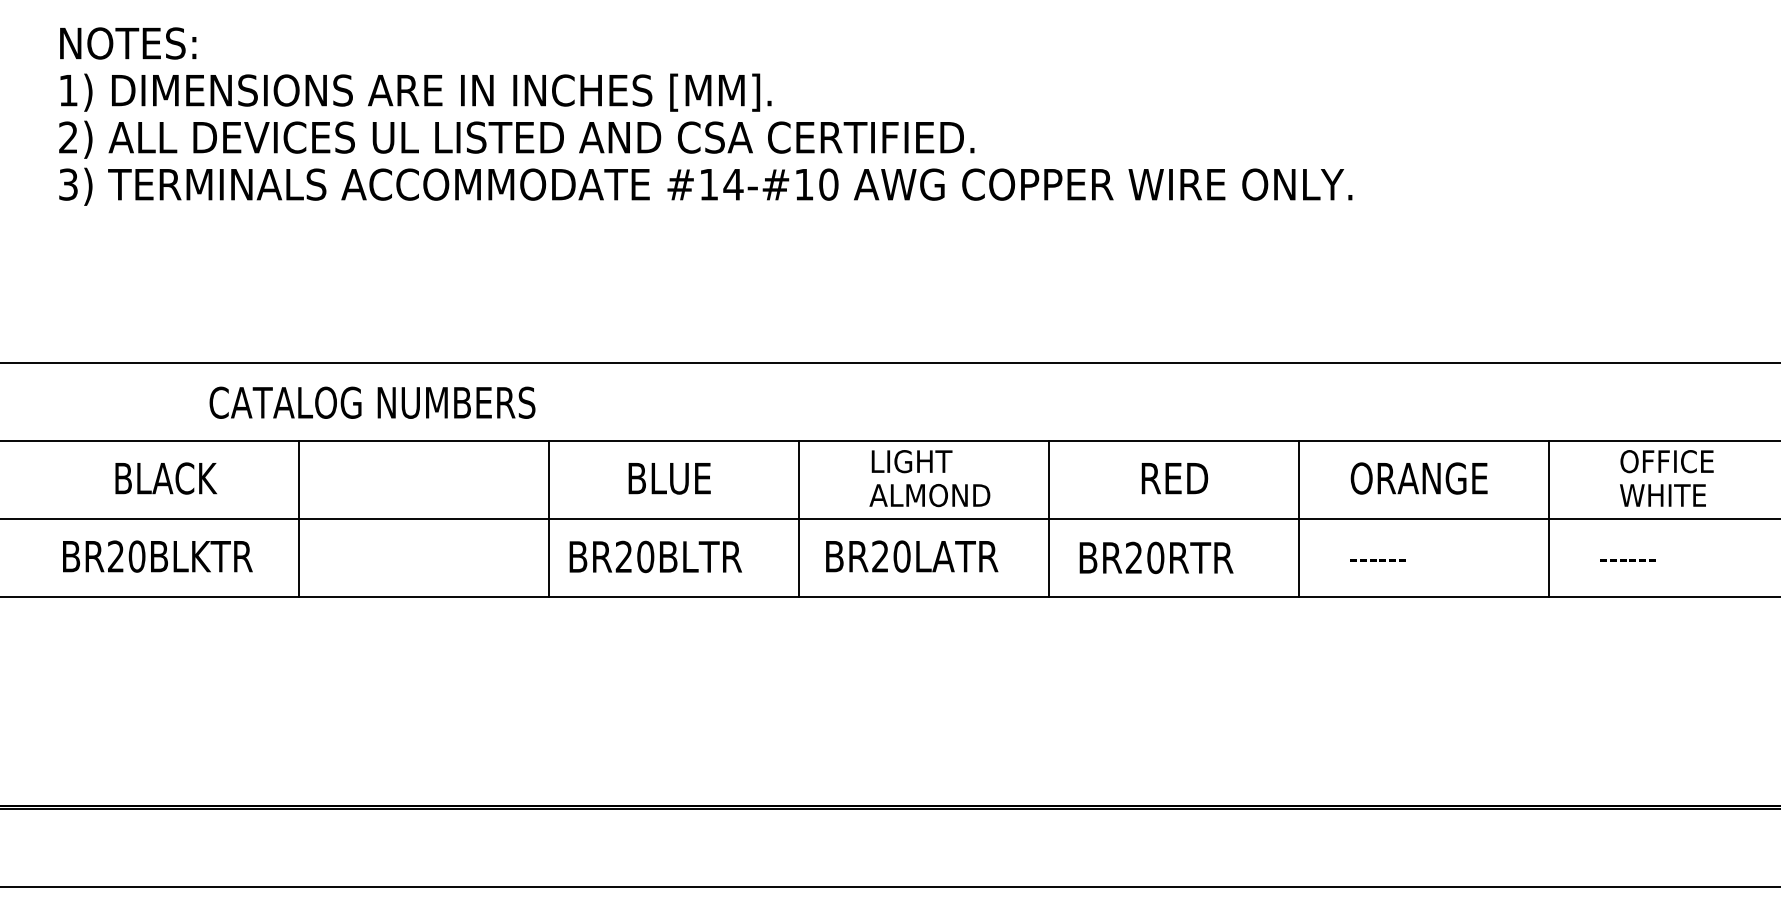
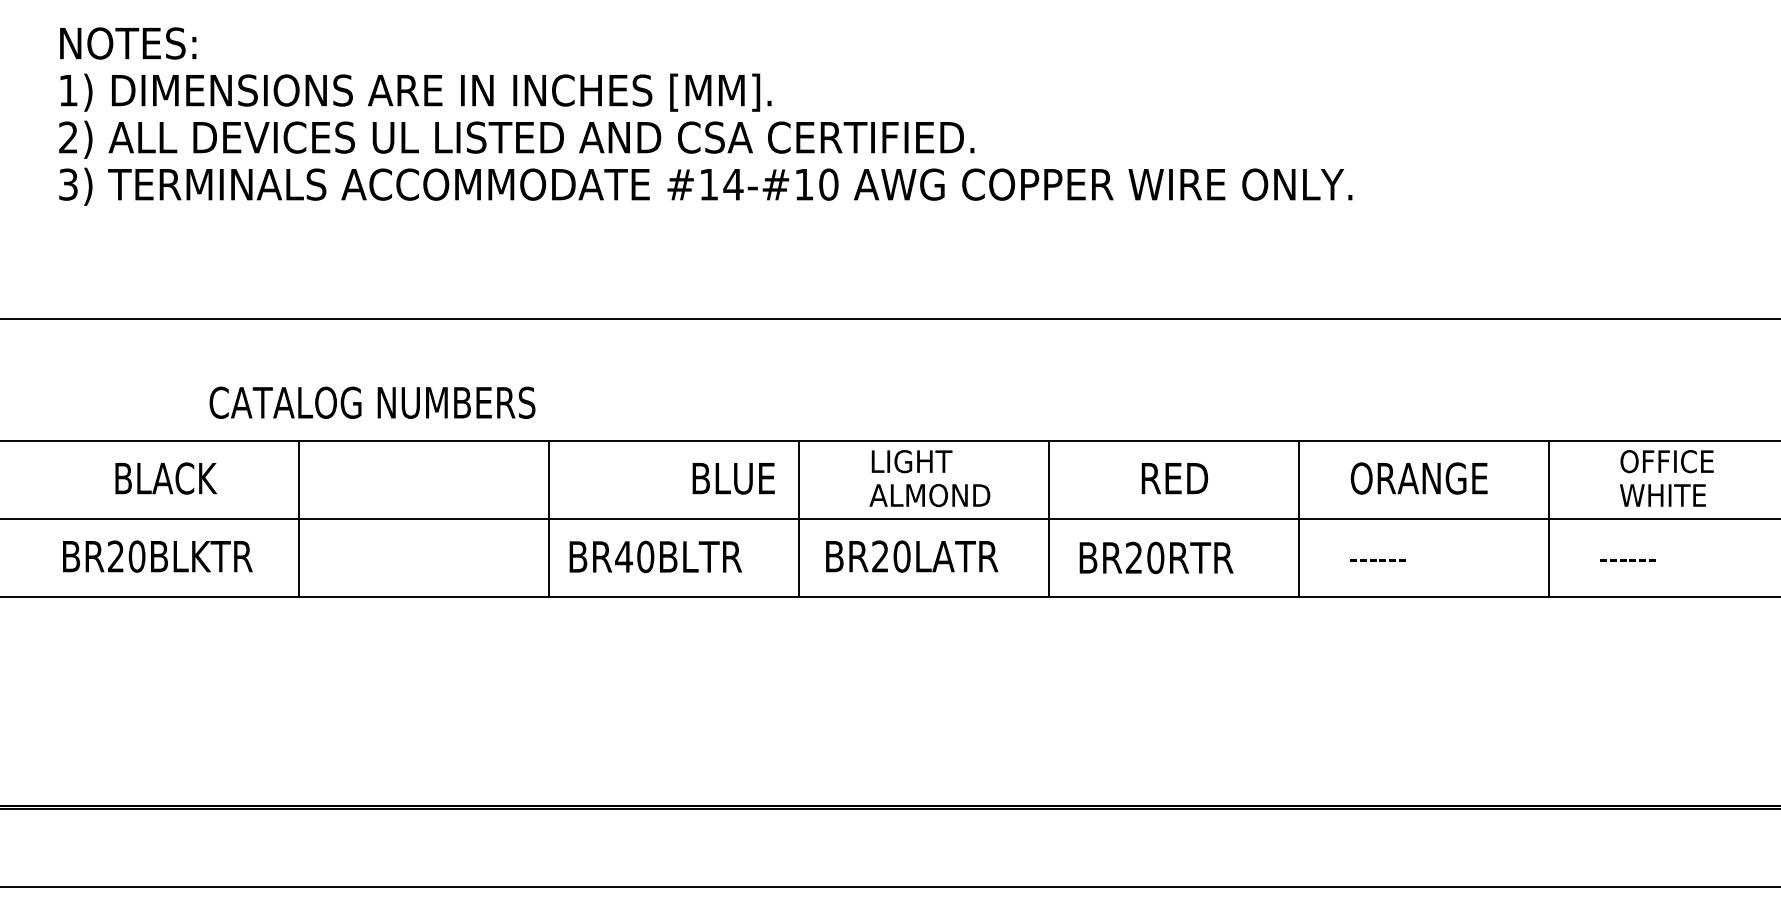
line position: (889, 363) -> (889, 319) (889, 319)
text position: (669, 478) -> (733, 478) (733, 478)
text: BR20BLTR -> BR40BLTR (623, 556)
